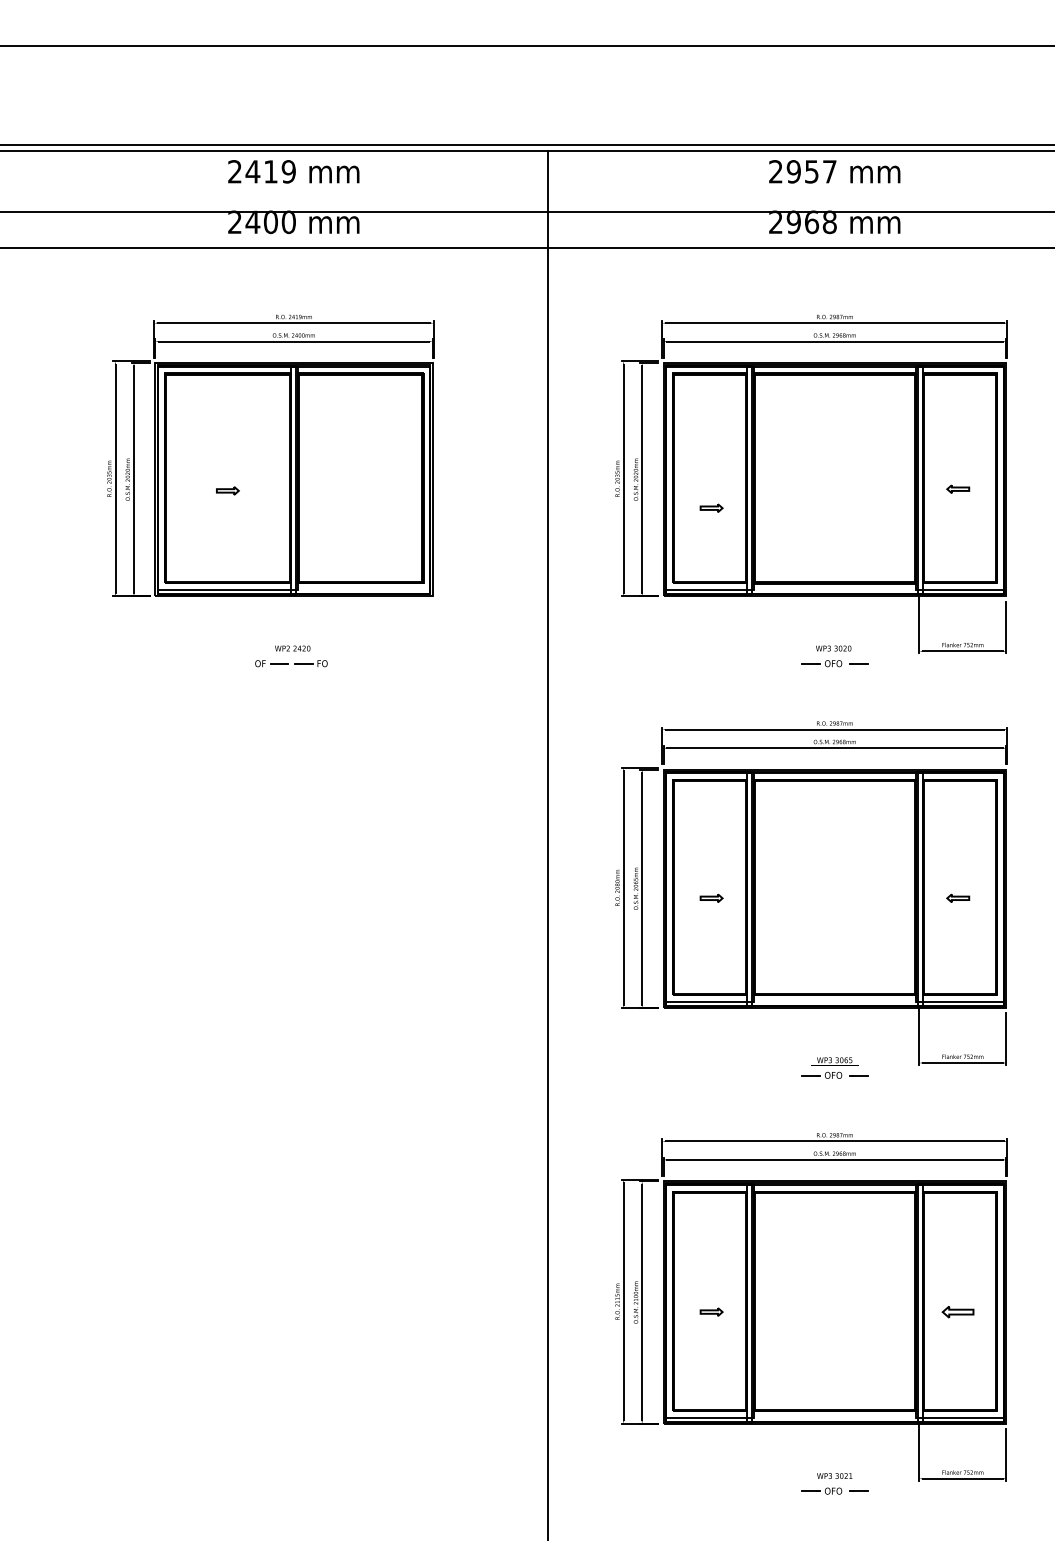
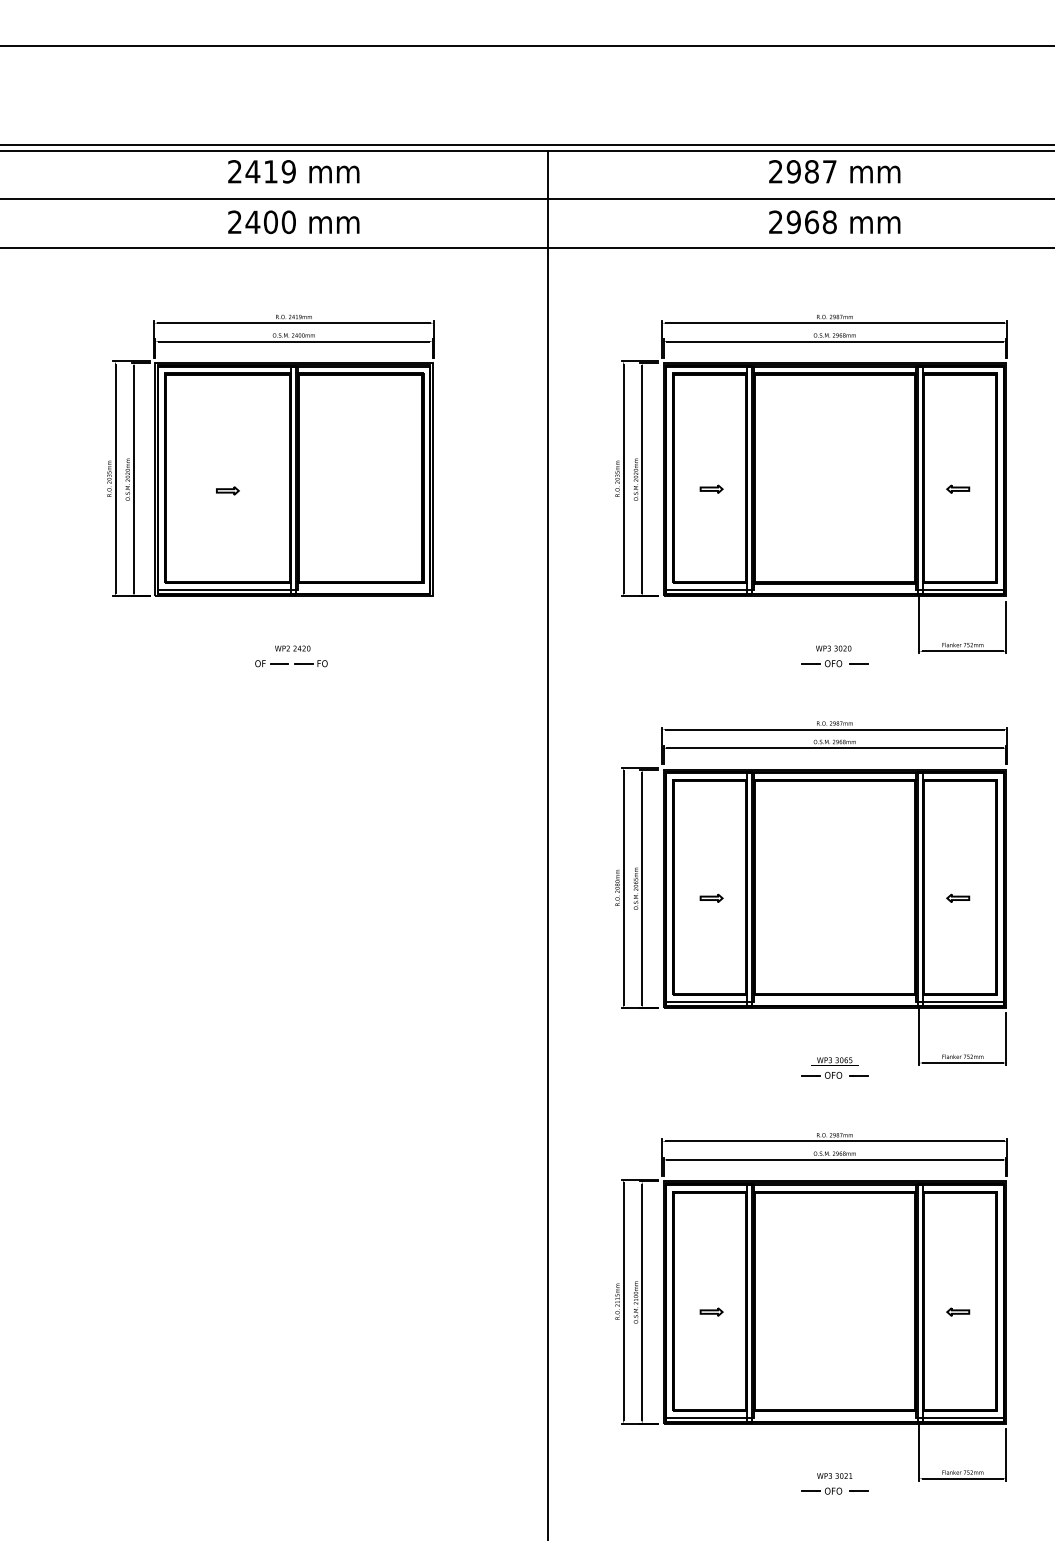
text: 2957 -> 2987 (811, 171)
line position: (526, 212) -> (526, 199) (526, 199)
part position: (711, 507) -> (711, 488) (711, 488)
part size: 34x13 px -> 25x10 px (958, 1311)
